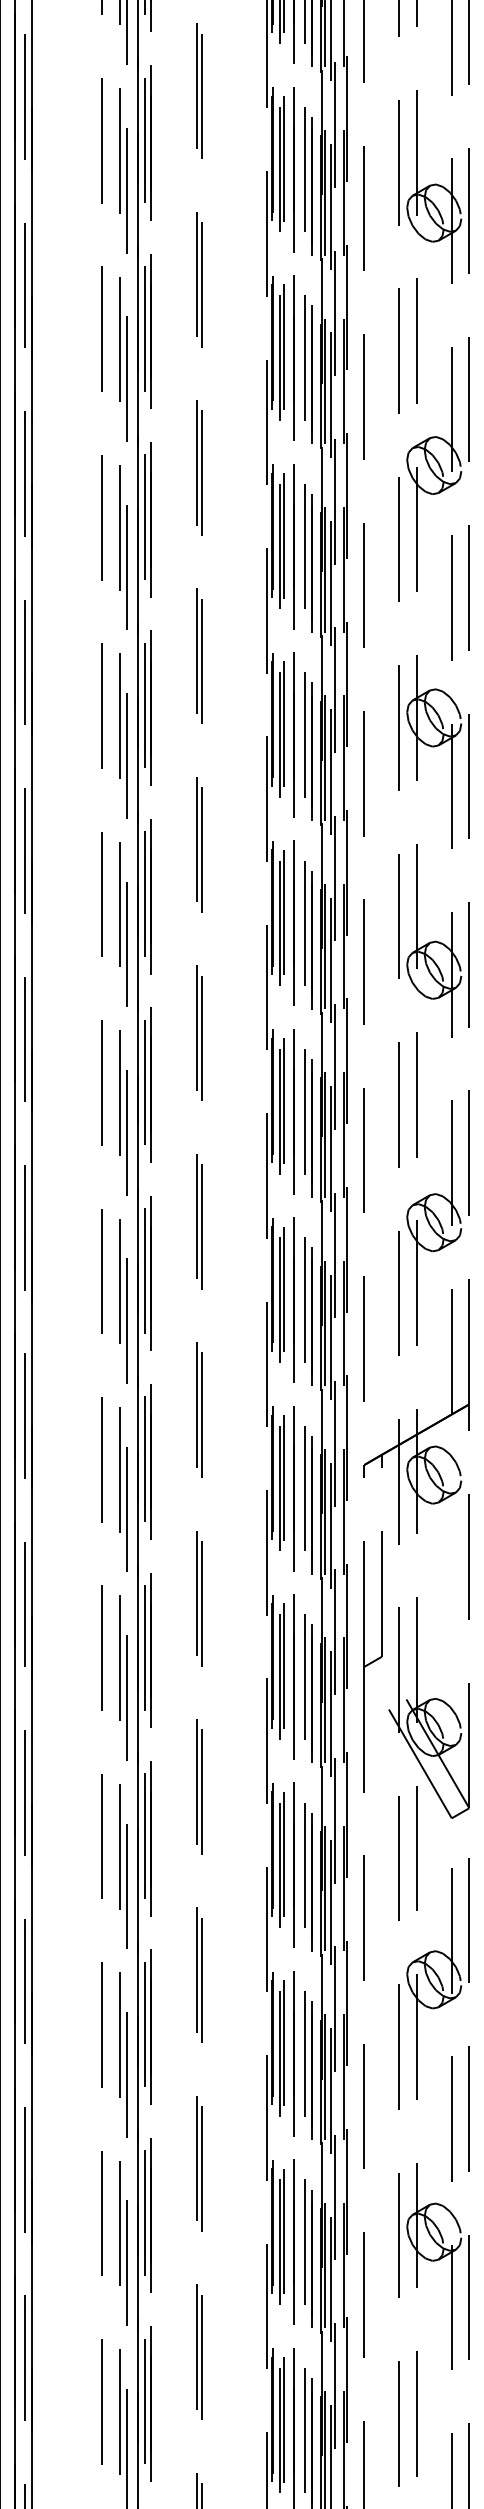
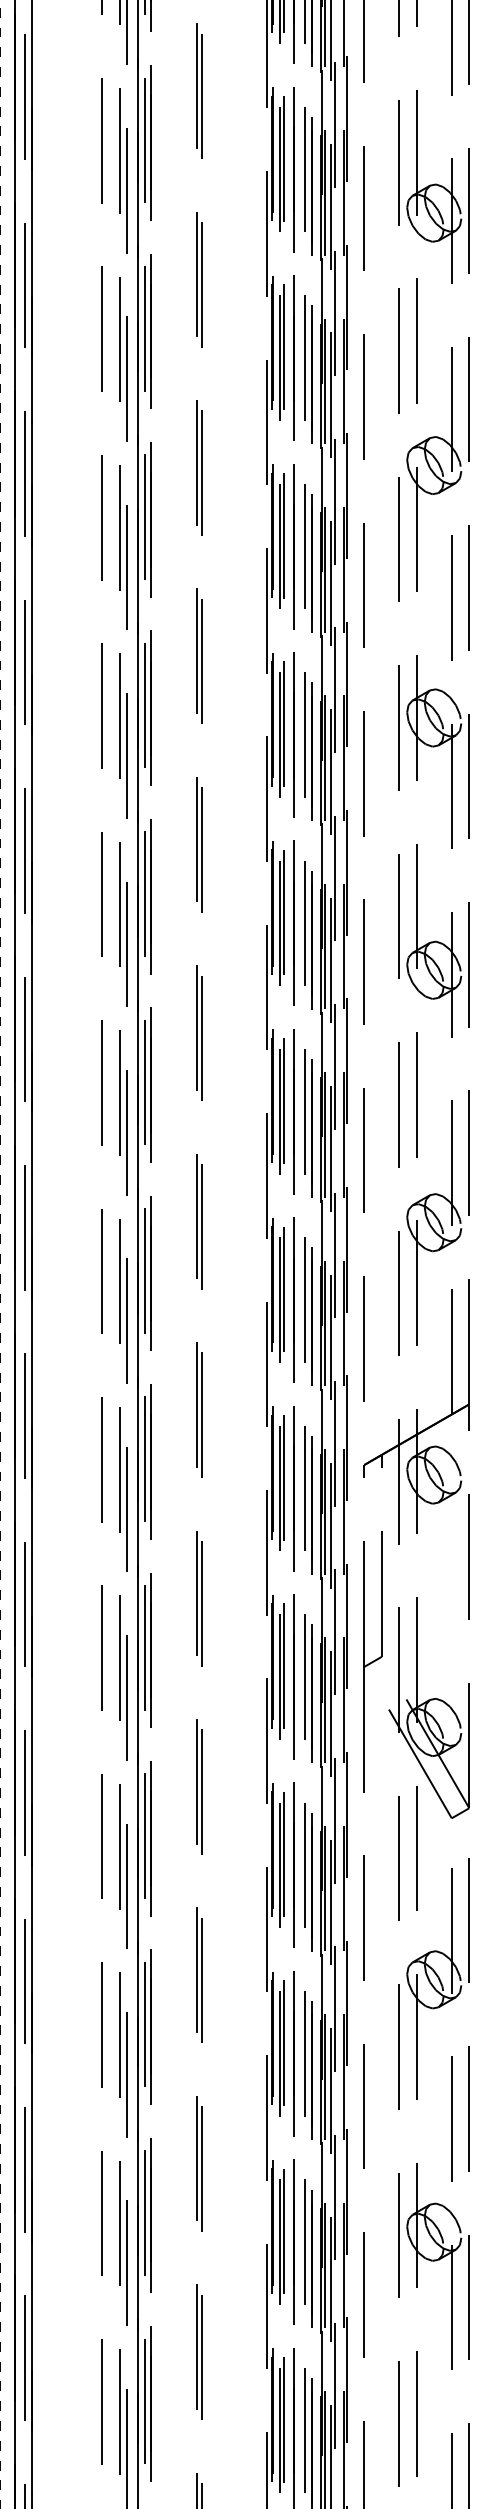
line: solid -> dashed (0, 1254)
